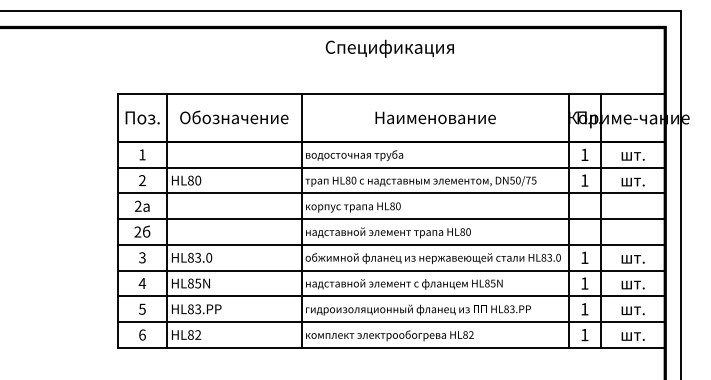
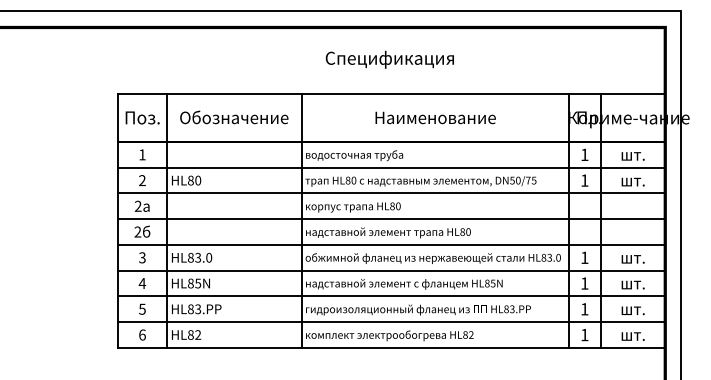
text position: (389, 48) -> (389, 59) (389, 59)
